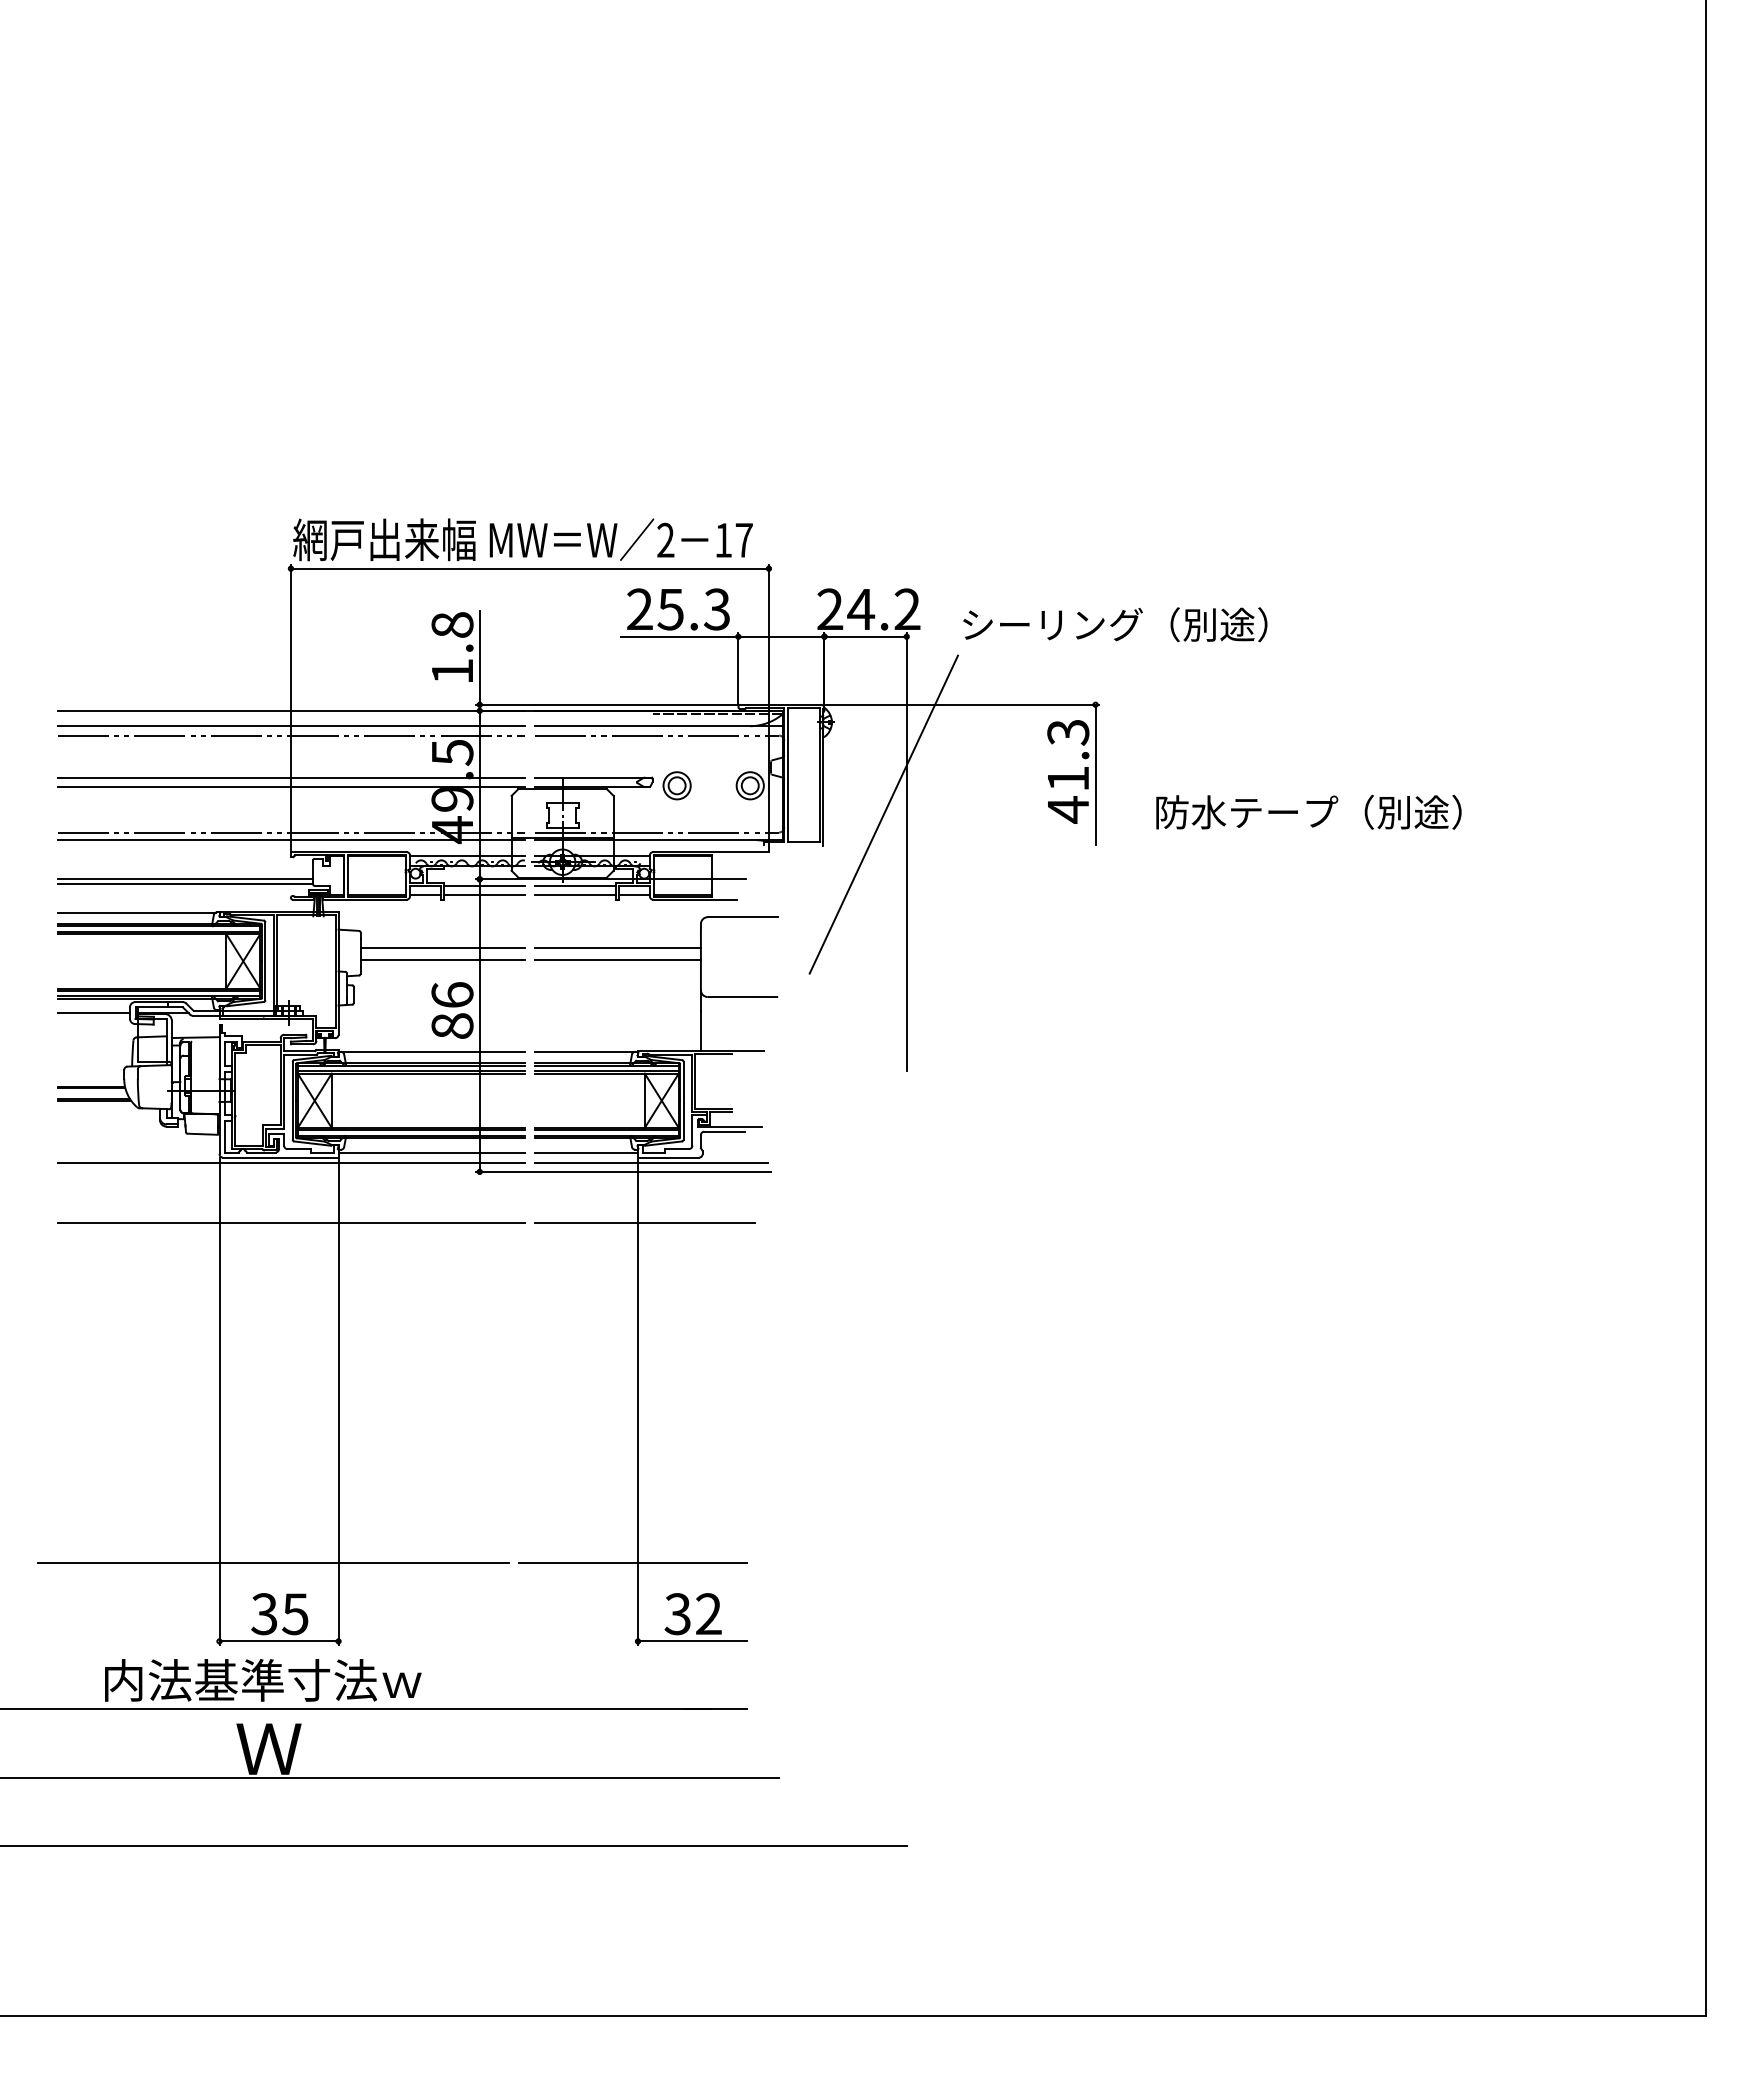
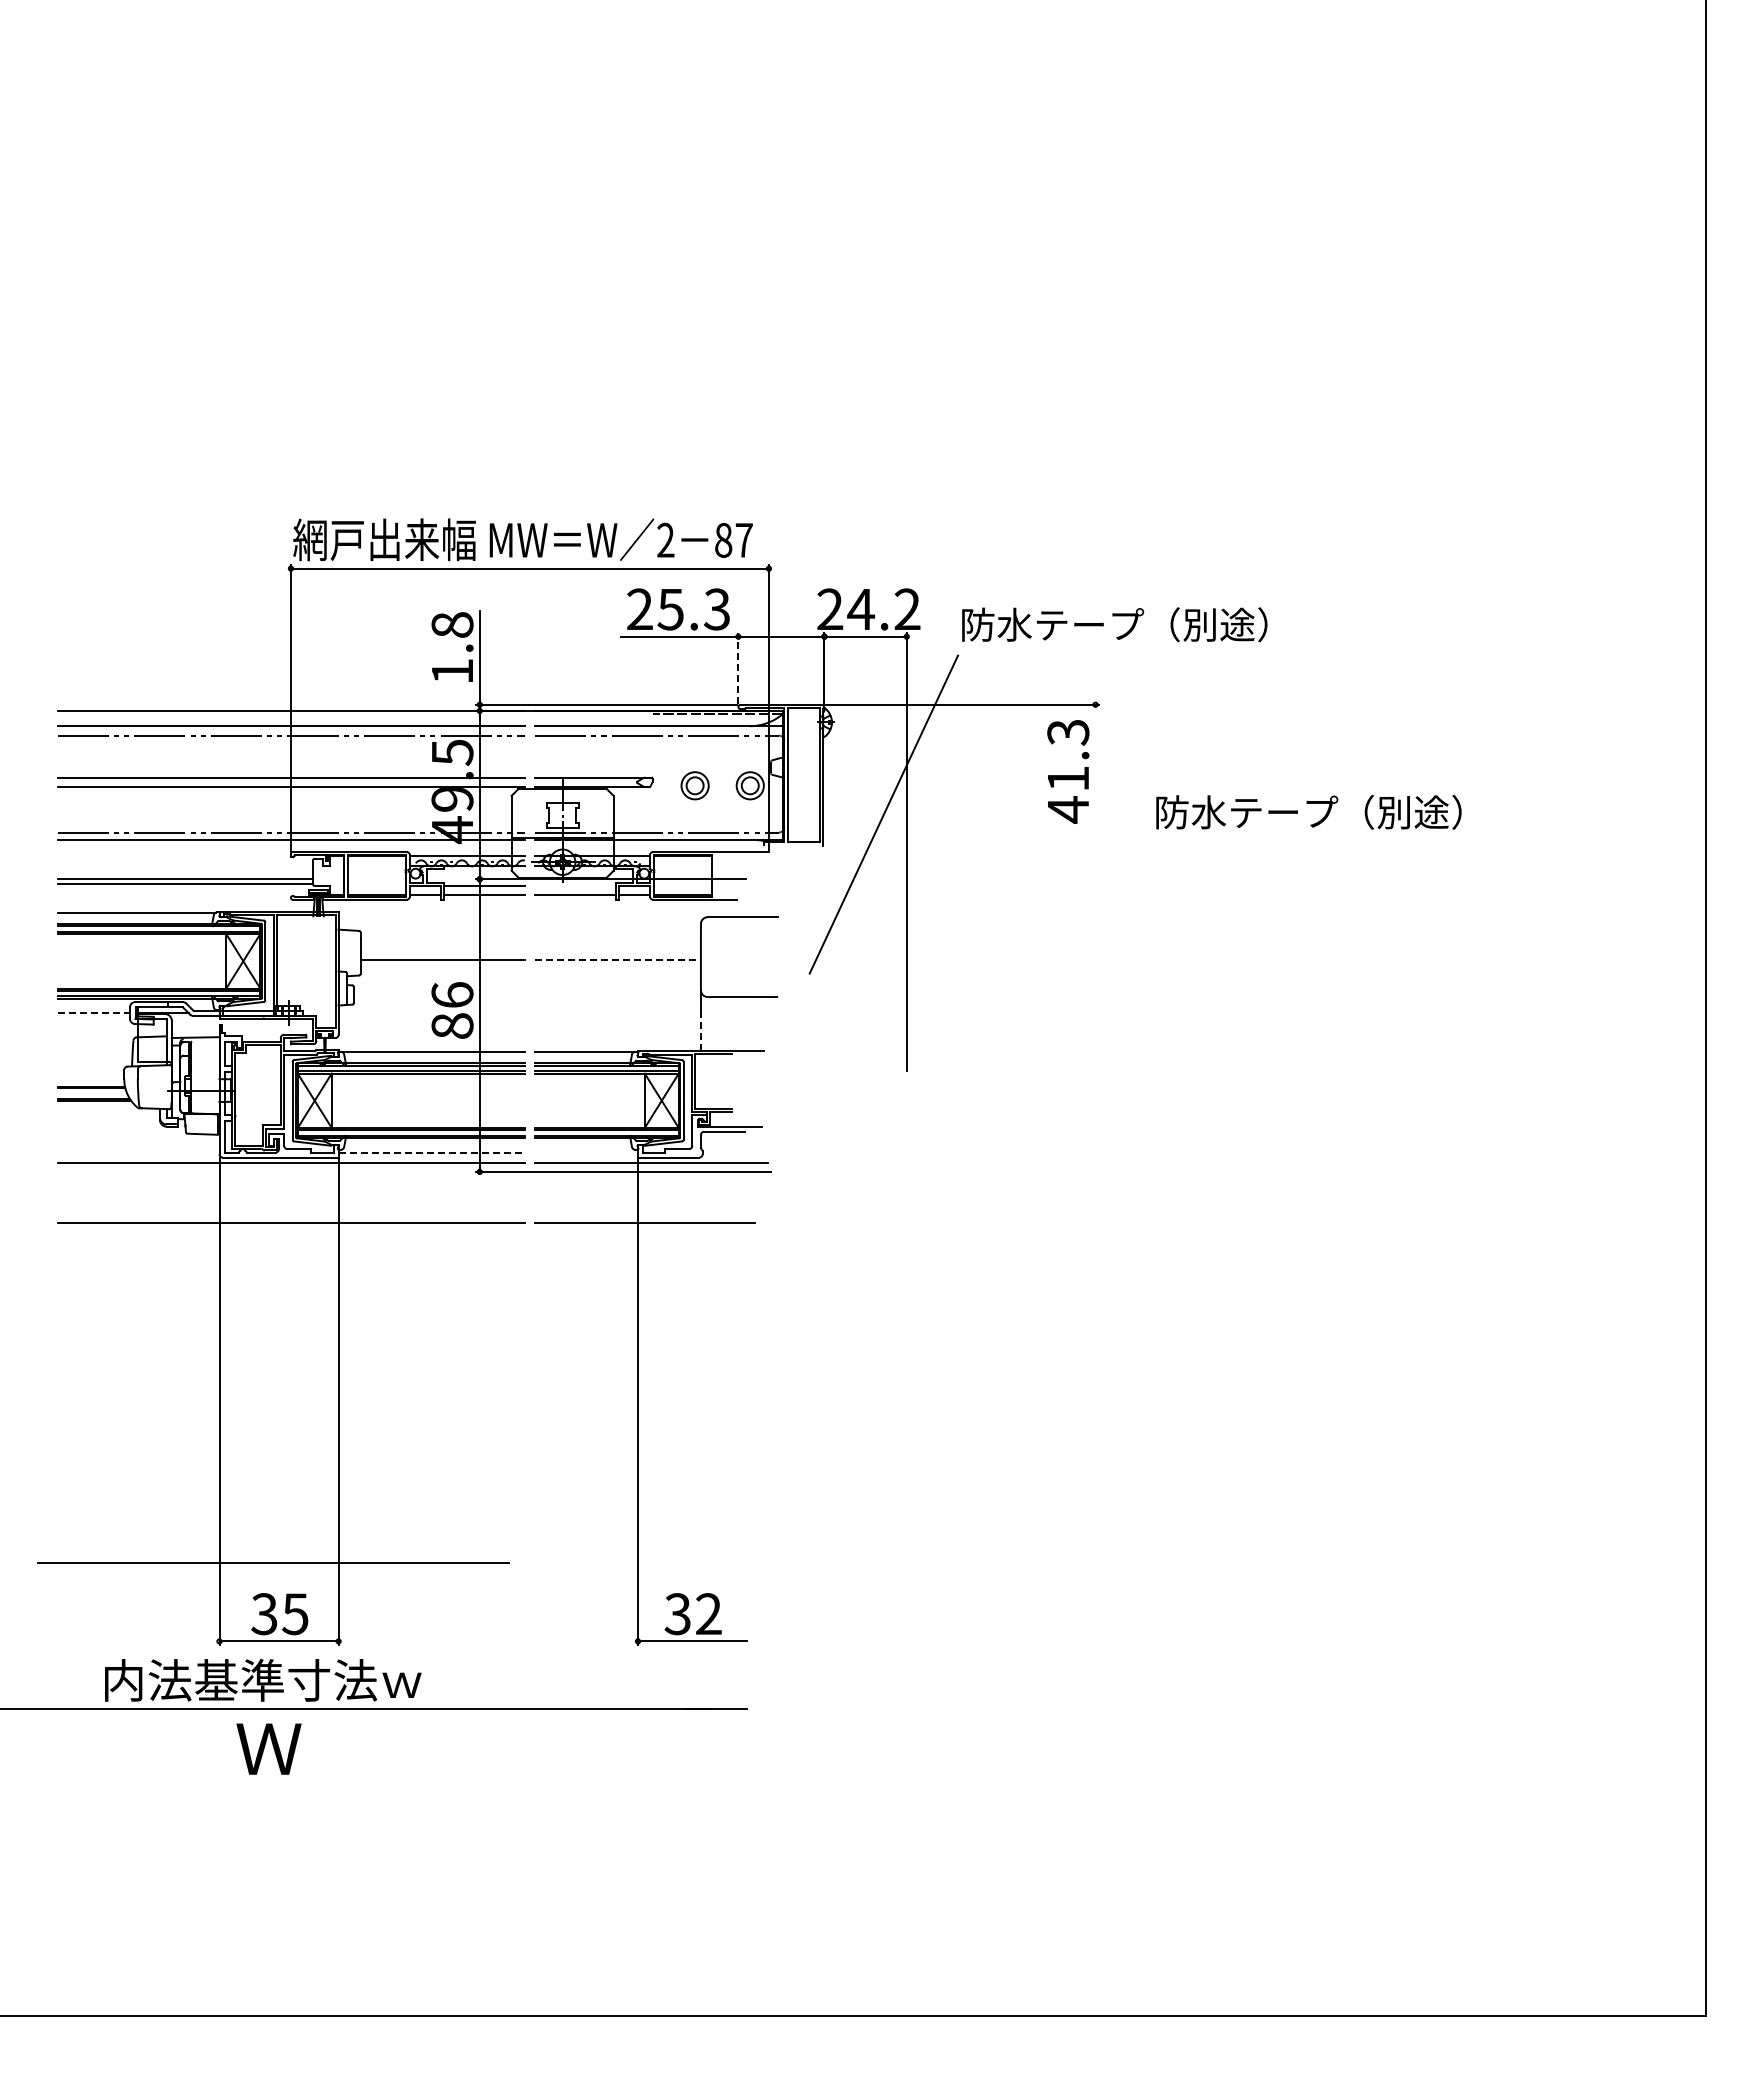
text: 17 -> 87 (723, 540)
text: シーリング（別途） -> 防水テープ（別途） (1053, 624)
line: solid -> dashed (738, 667)
line: present -> none (1095, 774)
part position: (676, 785) -> (694, 785) (694, 785)
line: present -> none (575, 886)
line: present -> none (442, 948)
line: present -> none (617, 948)
line: solid -> dashed (617, 959)
line: solid -> dashed (94, 1013)
line: solid -> dashed (700, 1030)
line: solid -> dashed (432, 1152)
line: present -> none (586, 1152)
line: present -> none (632, 1563)
line: present -> none (390, 1777)
line: present -> none (454, 1845)
